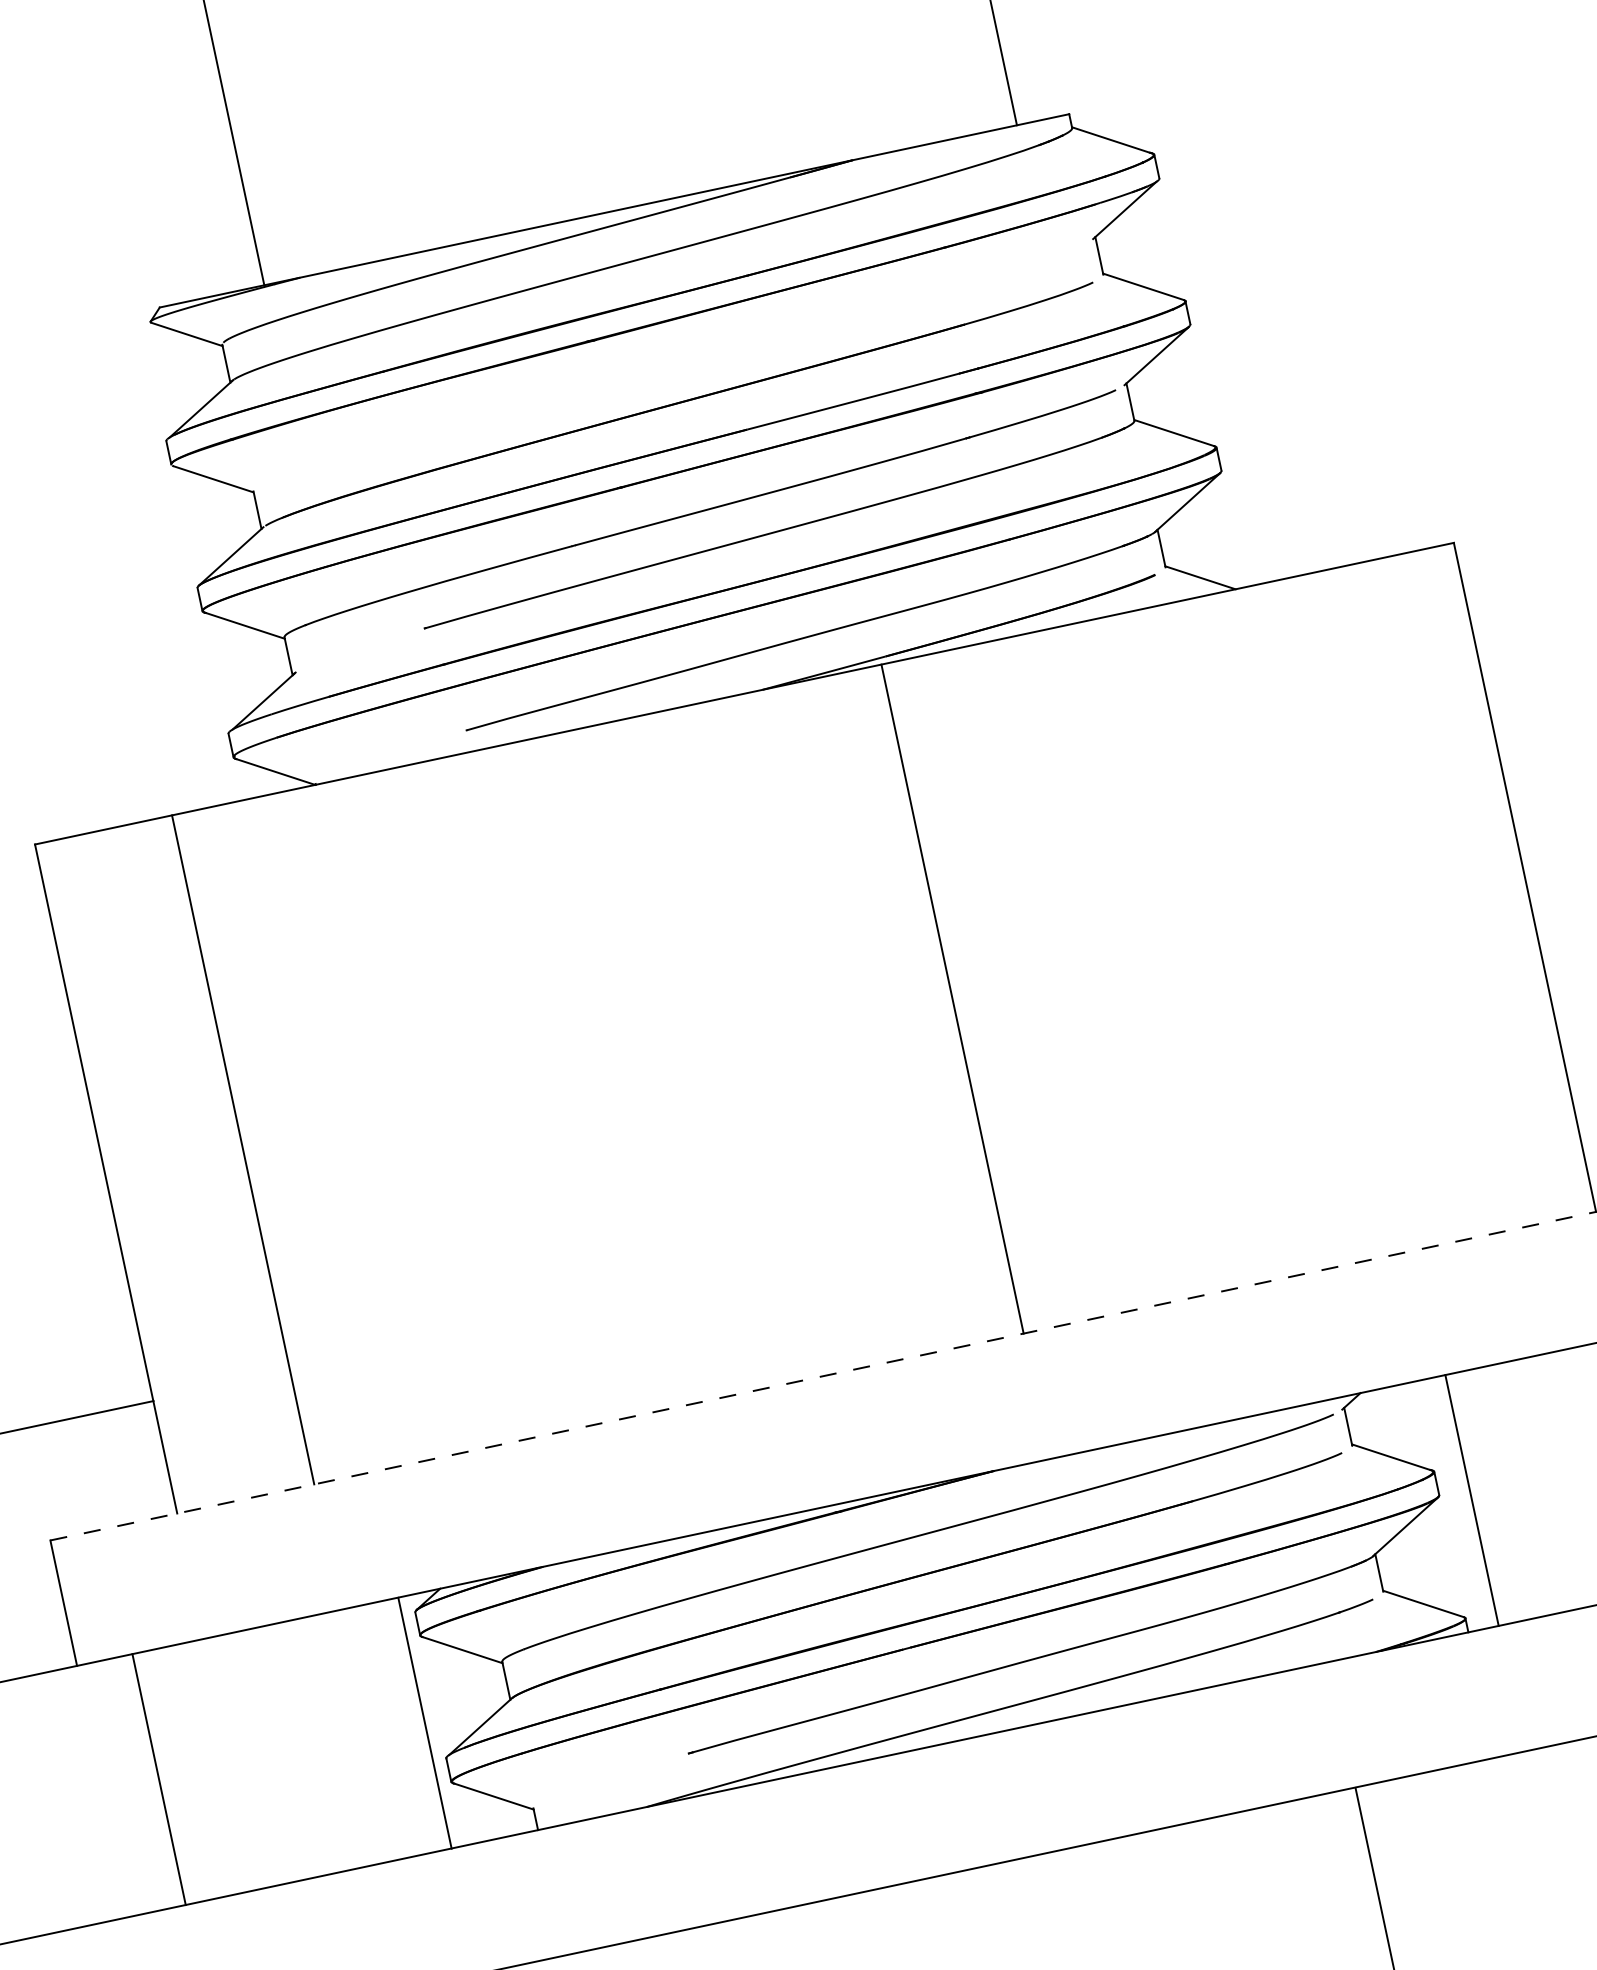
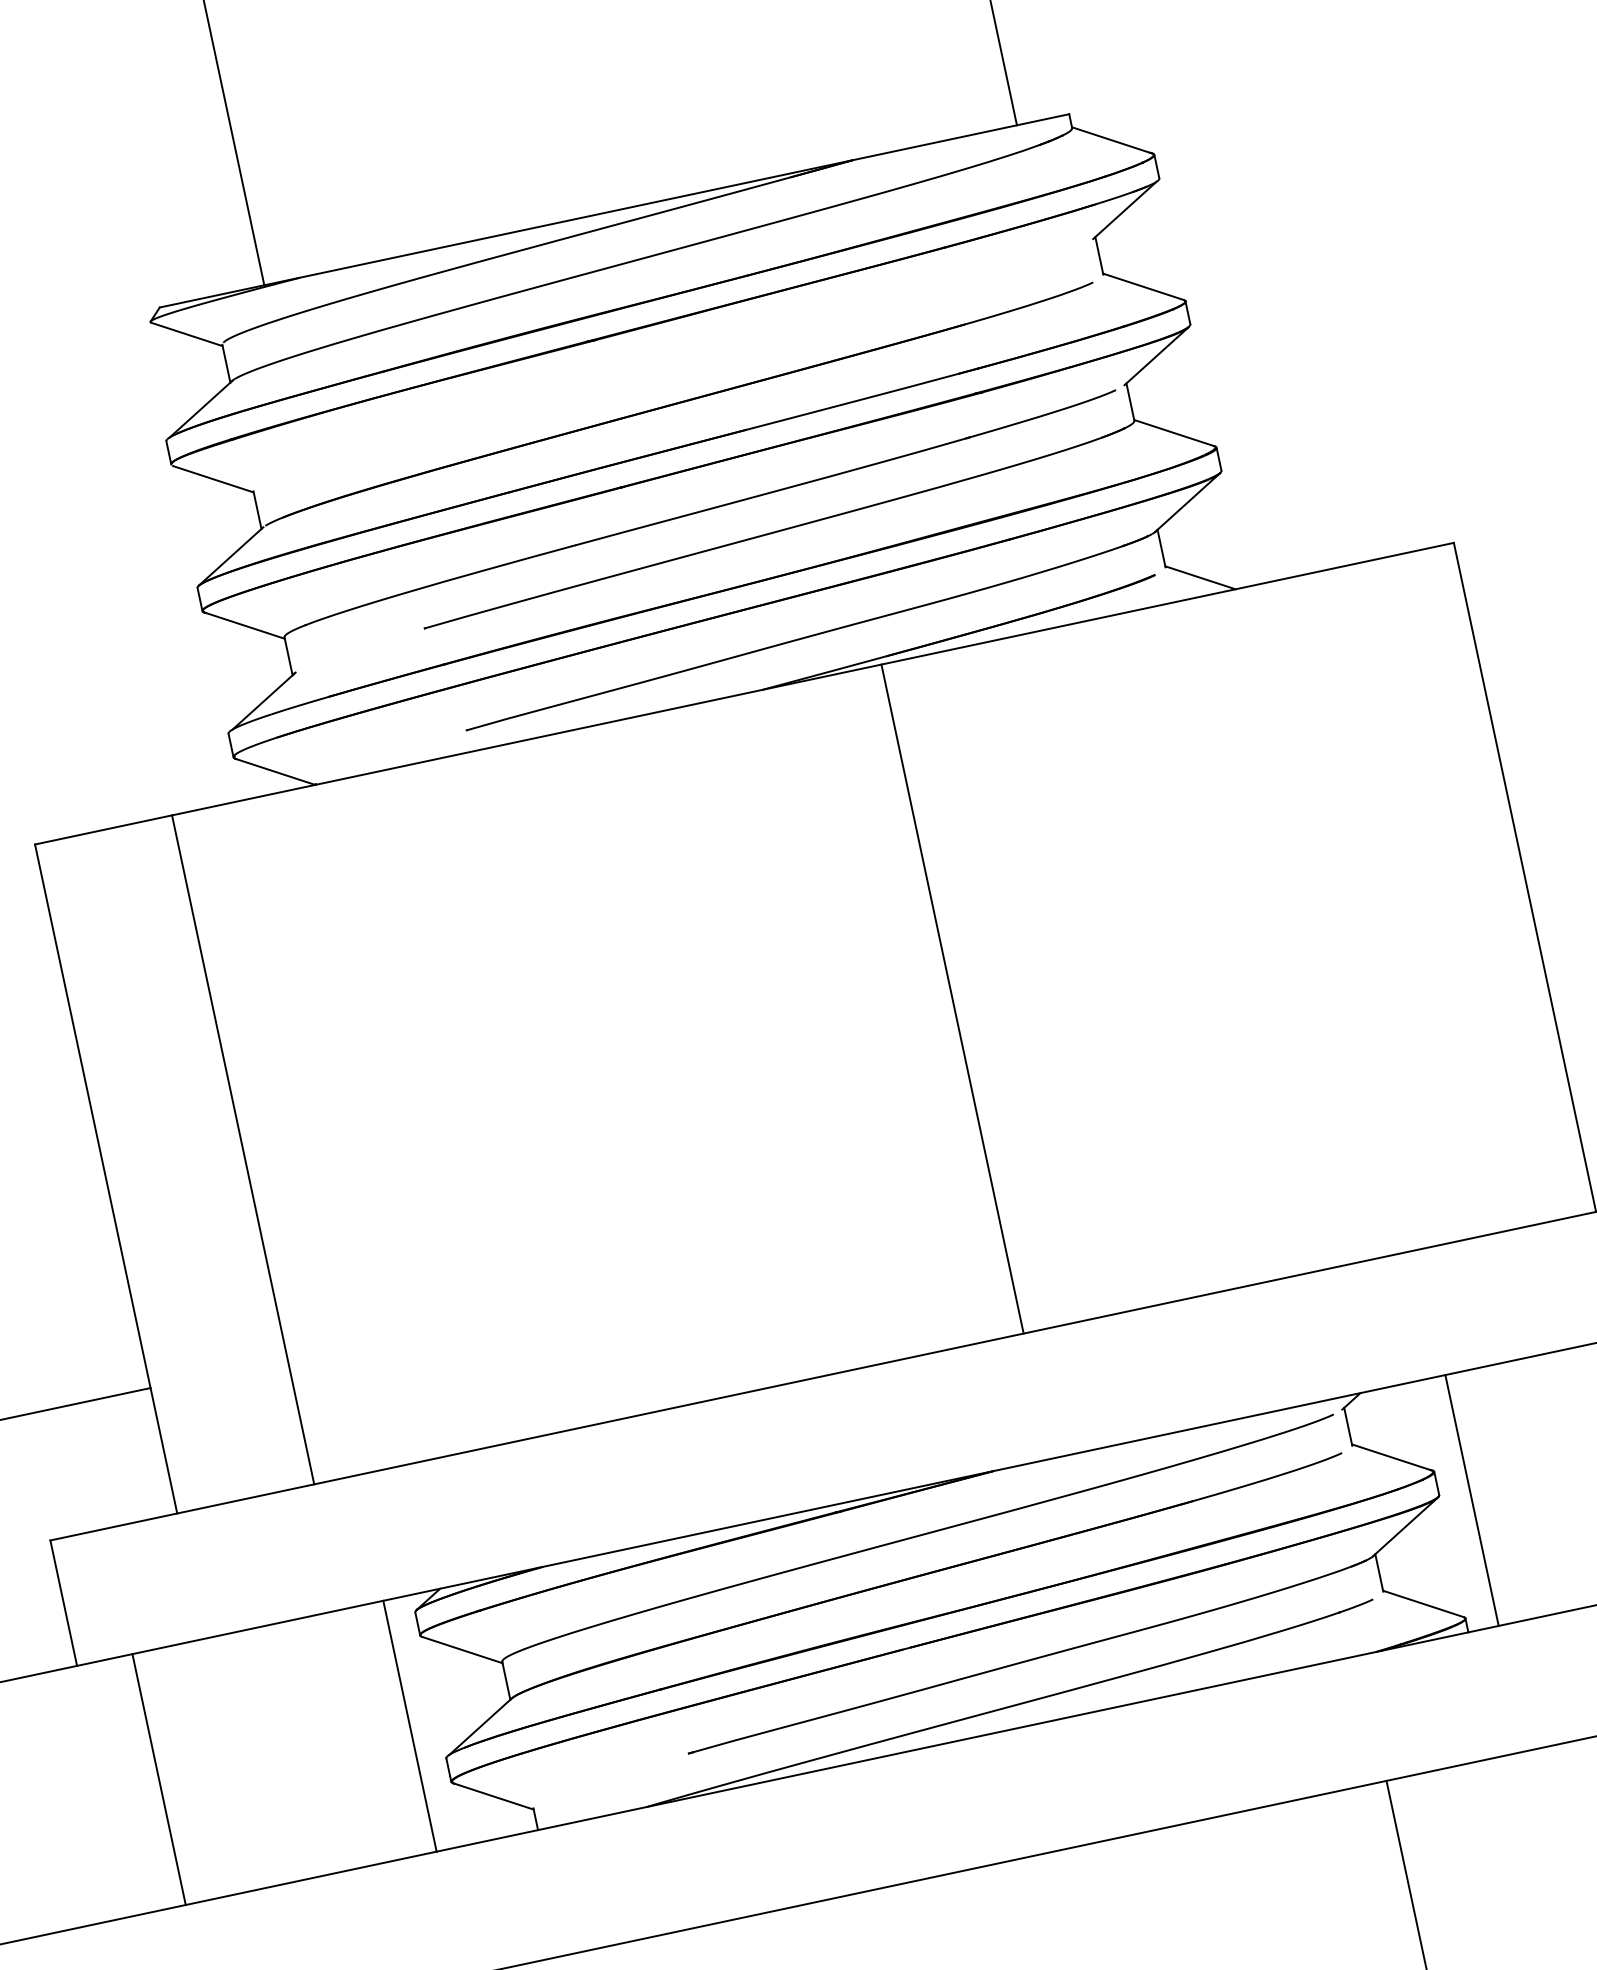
line: dashed -> solid (824, 1376)
line position: (77, 1417) -> (76, 1403) (76, 1403)
line position: (424, 1722) -> (409, 1725) (409, 1725)
line position: (1374, 1876) -> (1406, 1873) (1406, 1873)
